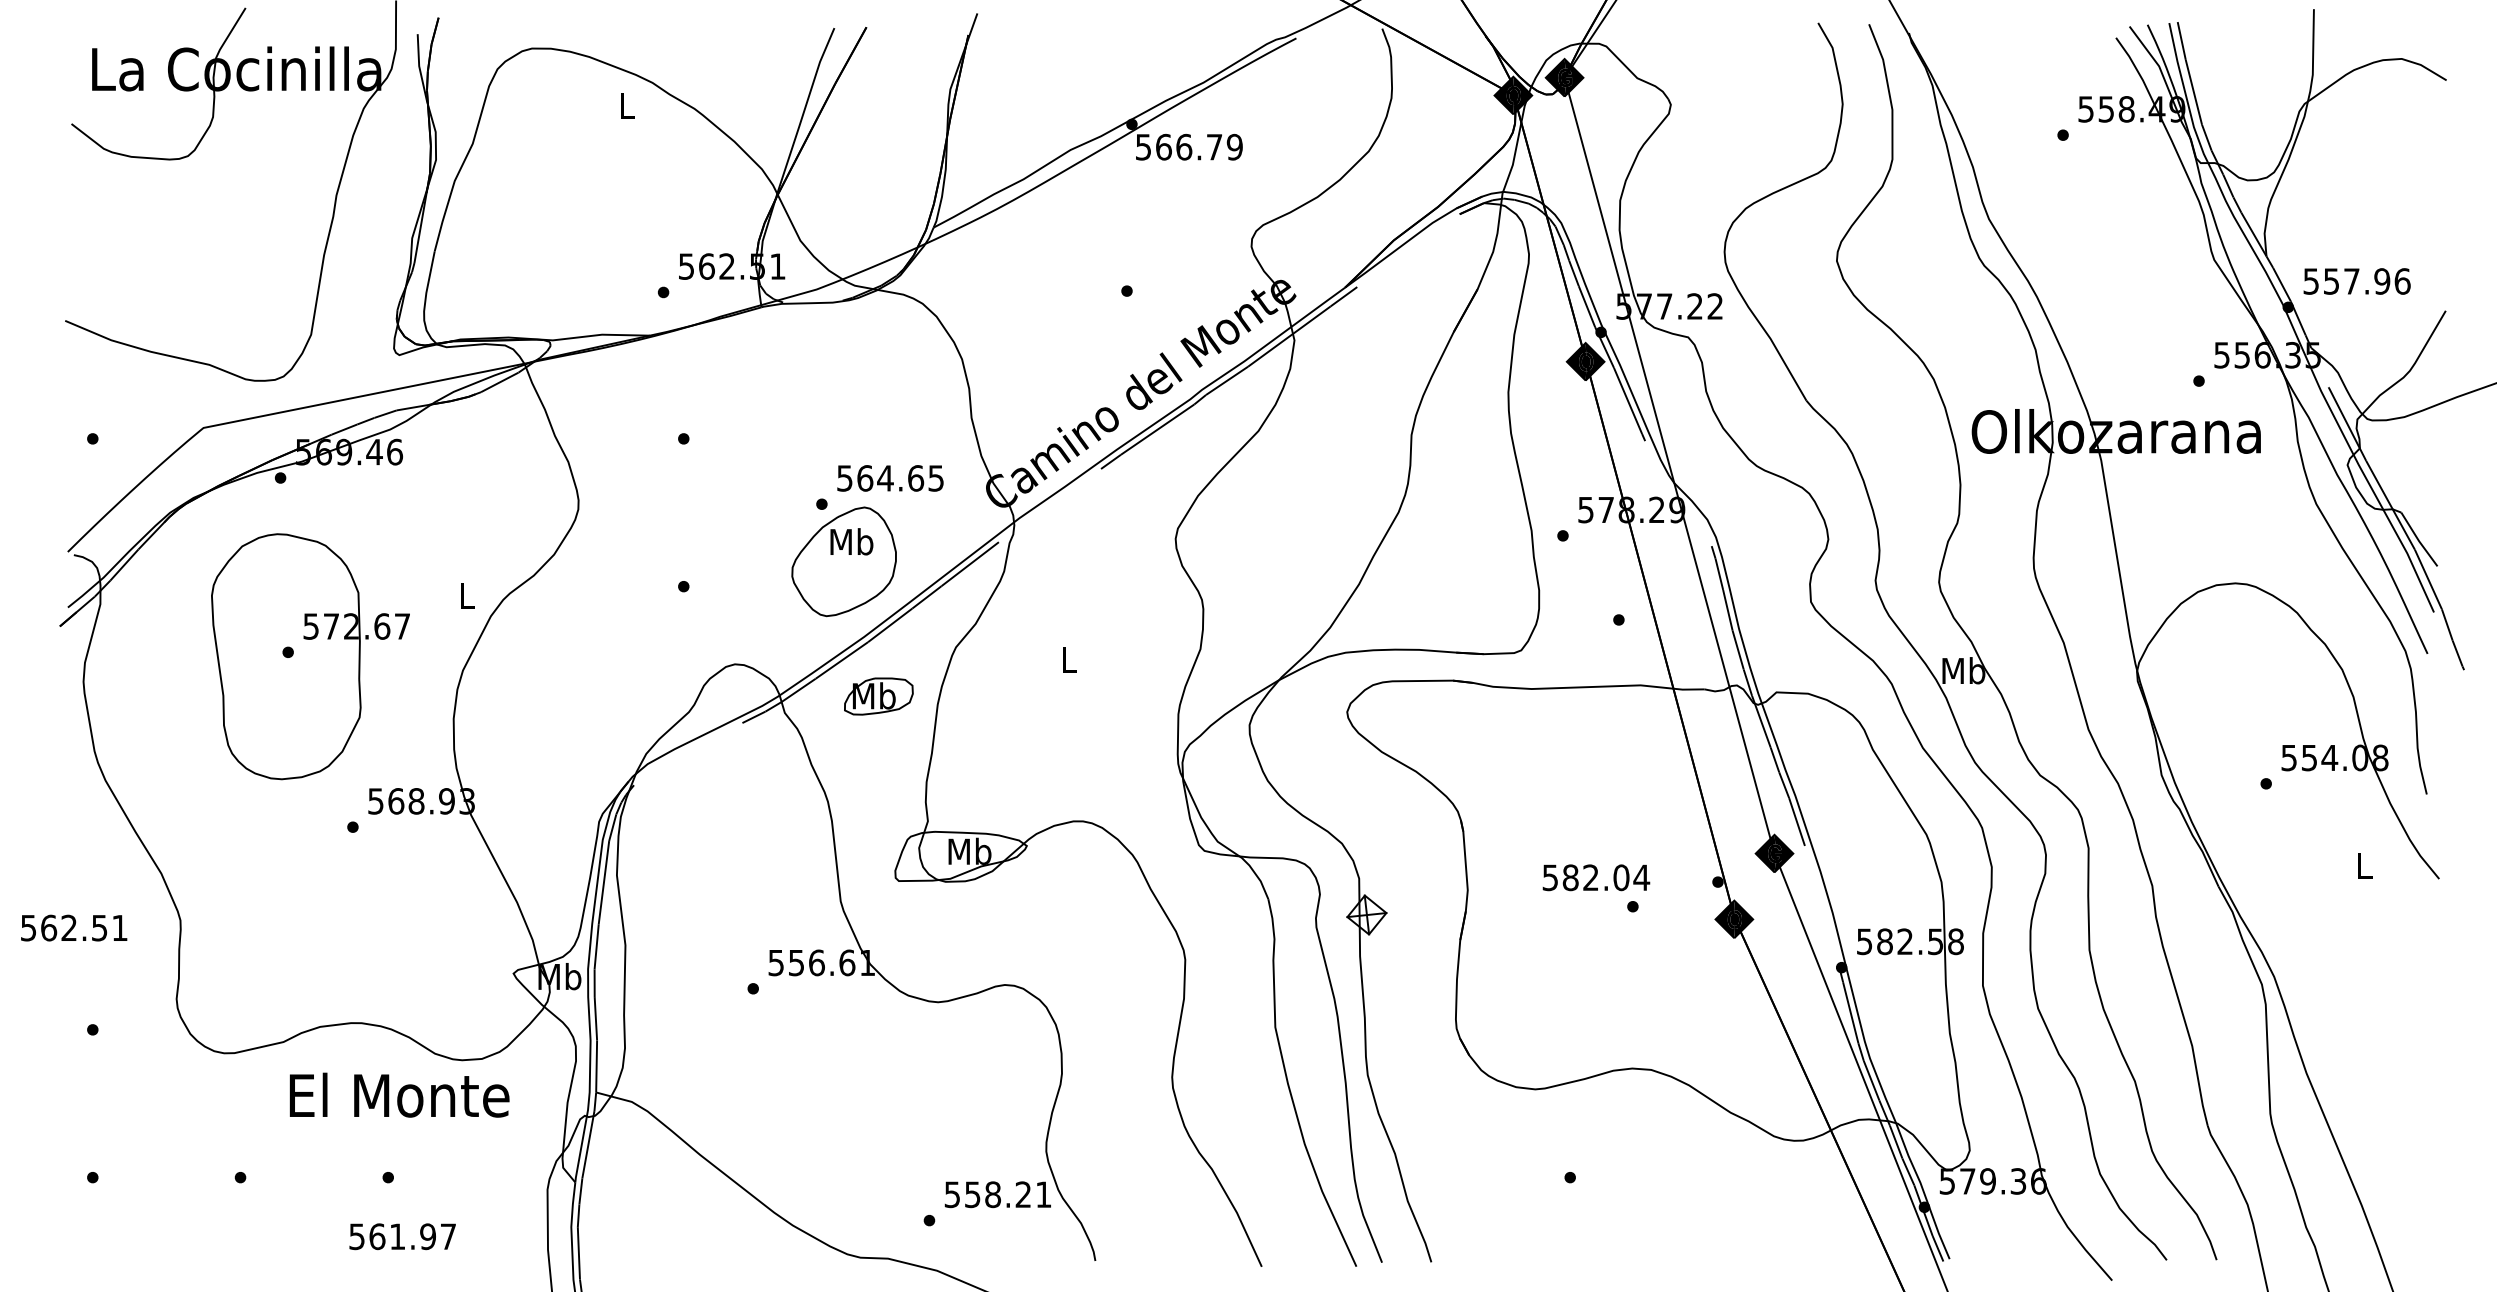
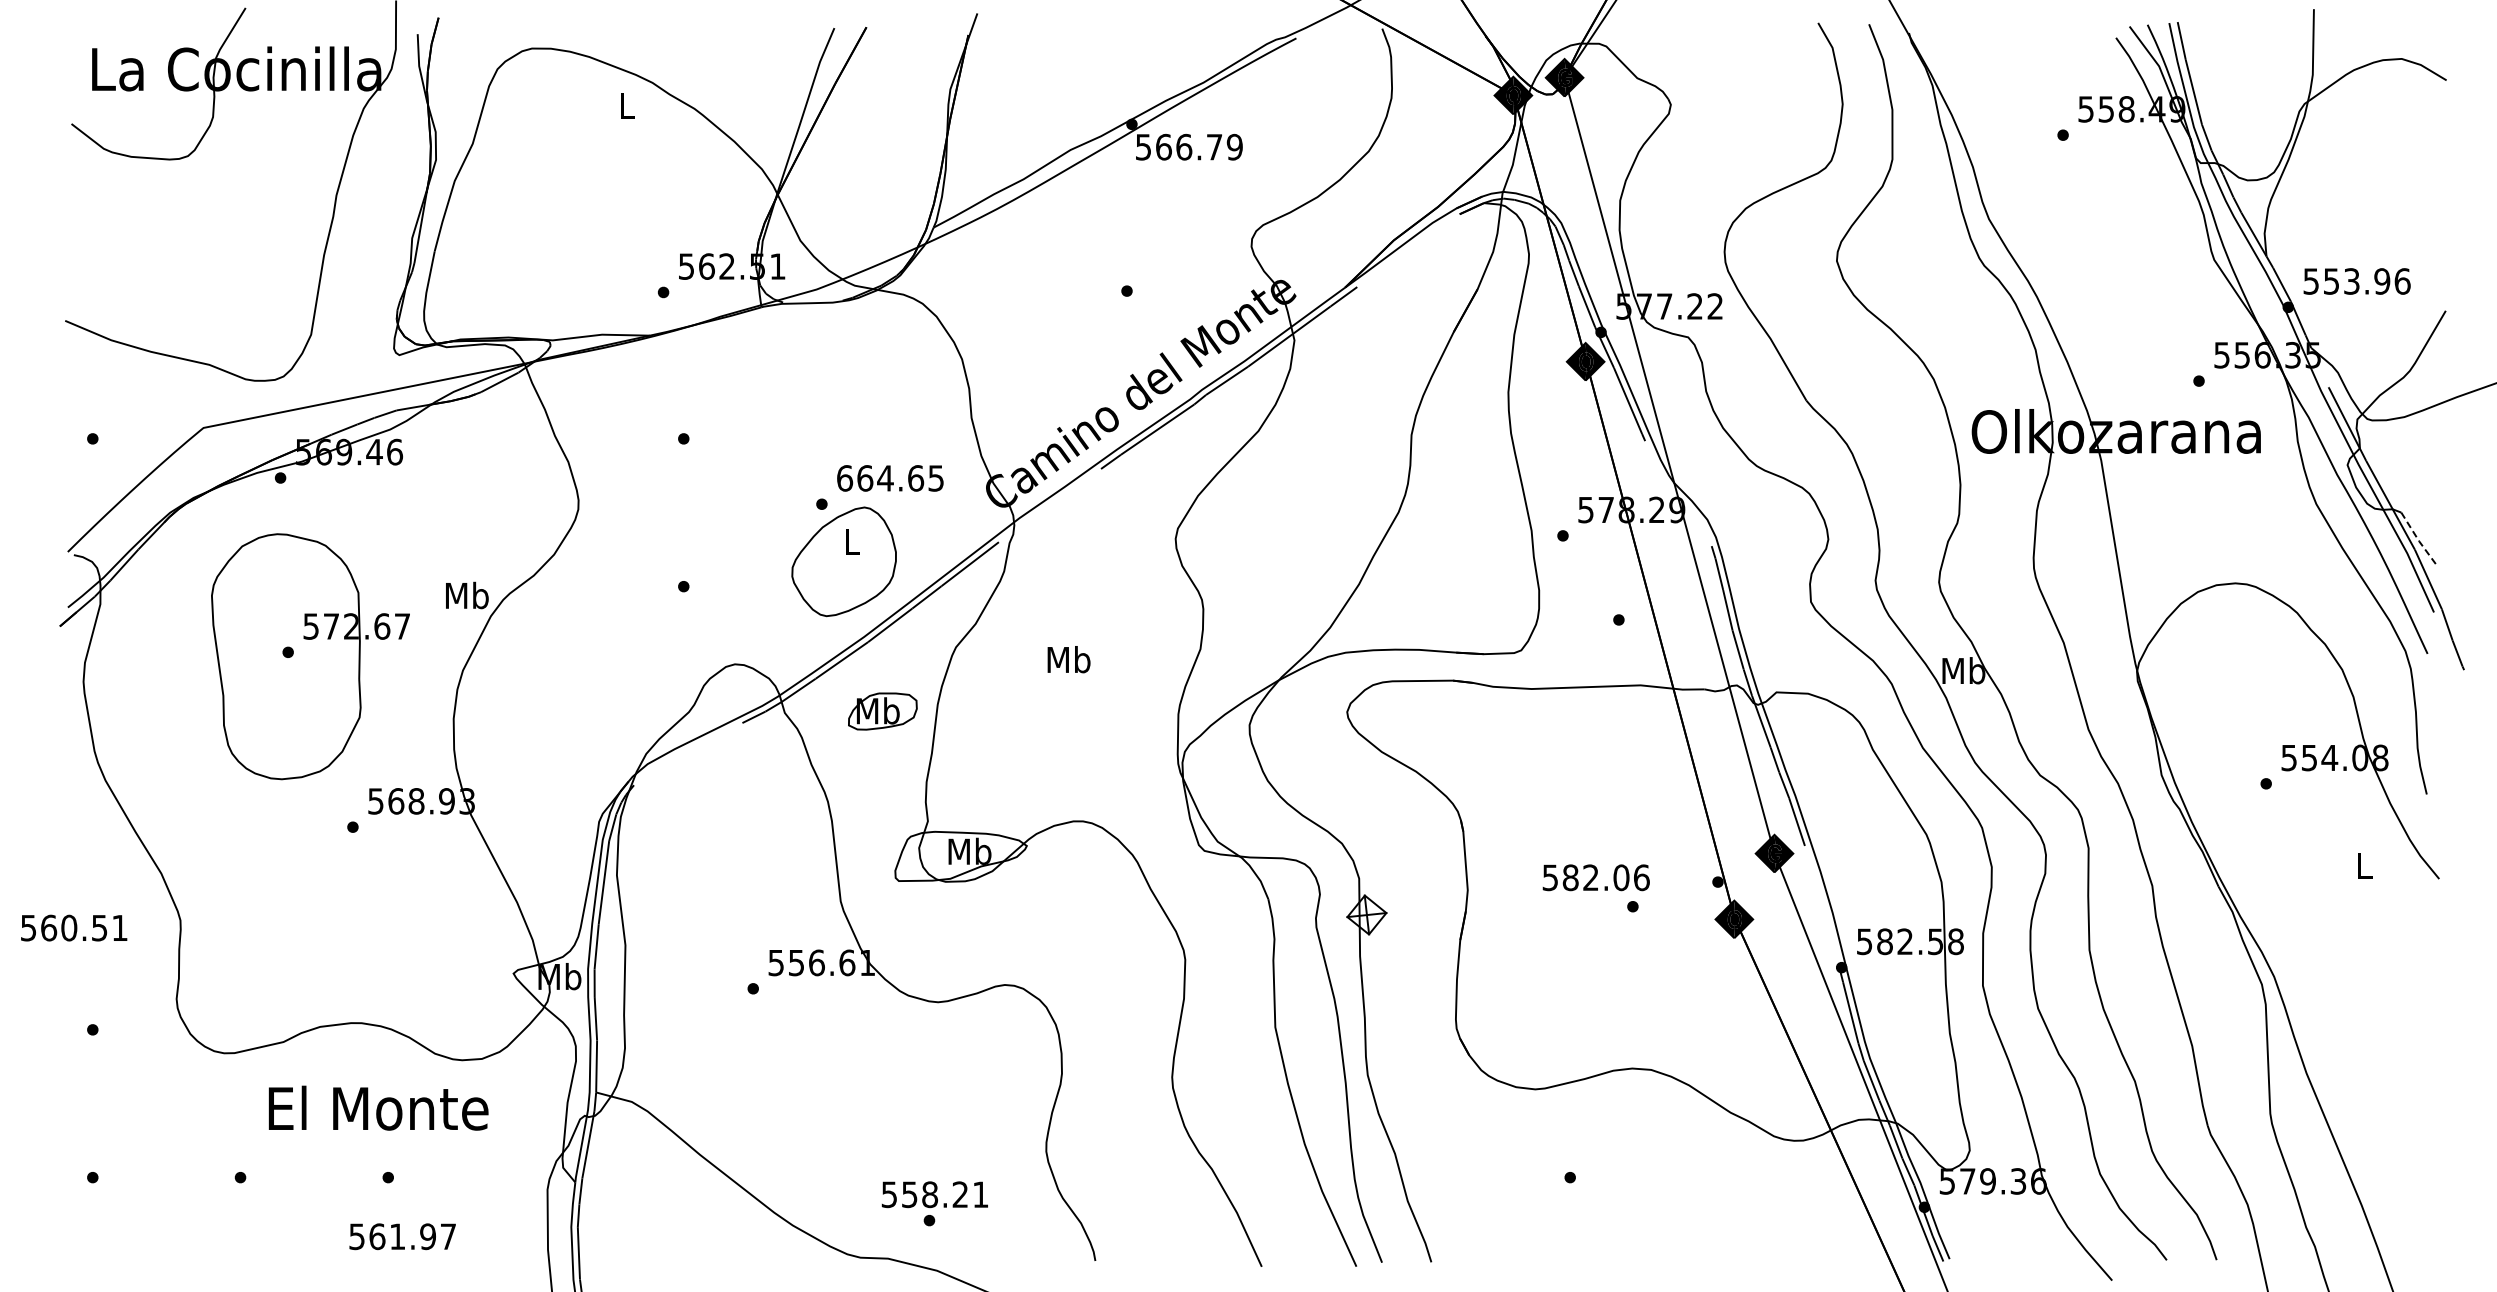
text: 557.96 -> 553.96 (2351, 281)
text: 564.65 -> 664.65 (845, 478)
text: Mb -> L (851, 541)
line: solid -> dashed (2419, 541)
text: L -> Mb (467, 595)
text: L -> Mb (1068, 659)
part position: (878, 696) -> (882, 711) (882, 711)
text: 582.04 -> 582.06 (1641, 877)
text: 562.51 -> 560.51 (69, 927)
text position: (399, 1094) -> (378, 1107) (378, 1107)
text position: (997, 1194) -> (934, 1194) (934, 1194)
